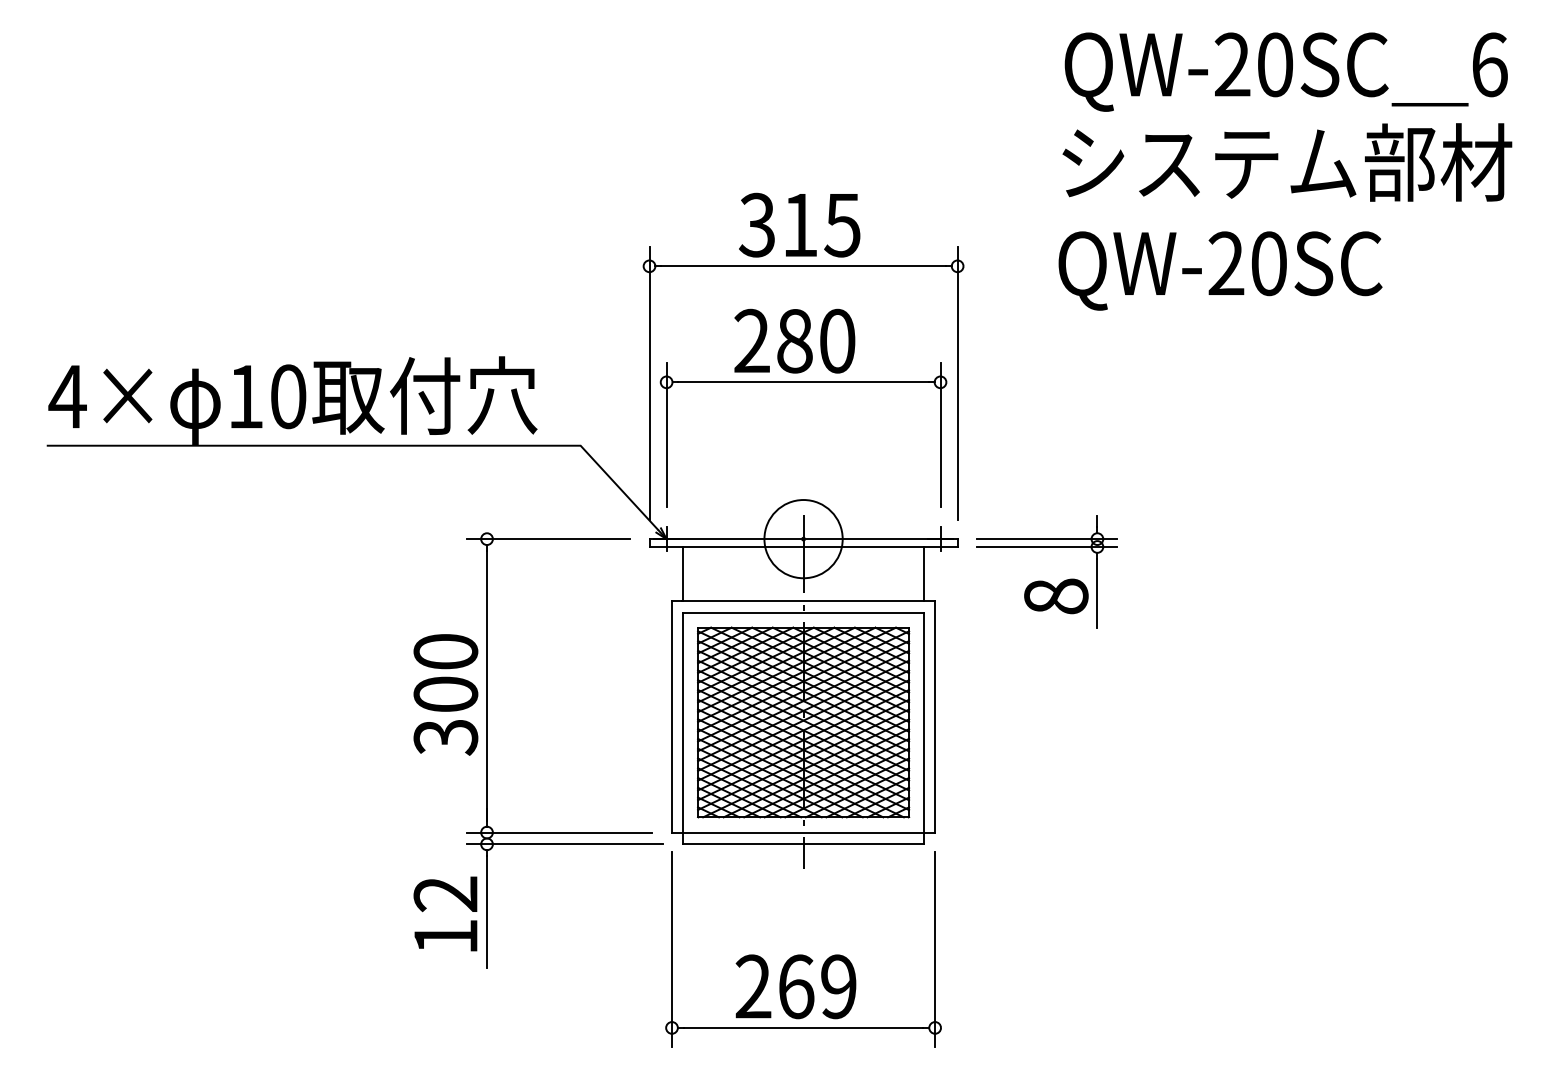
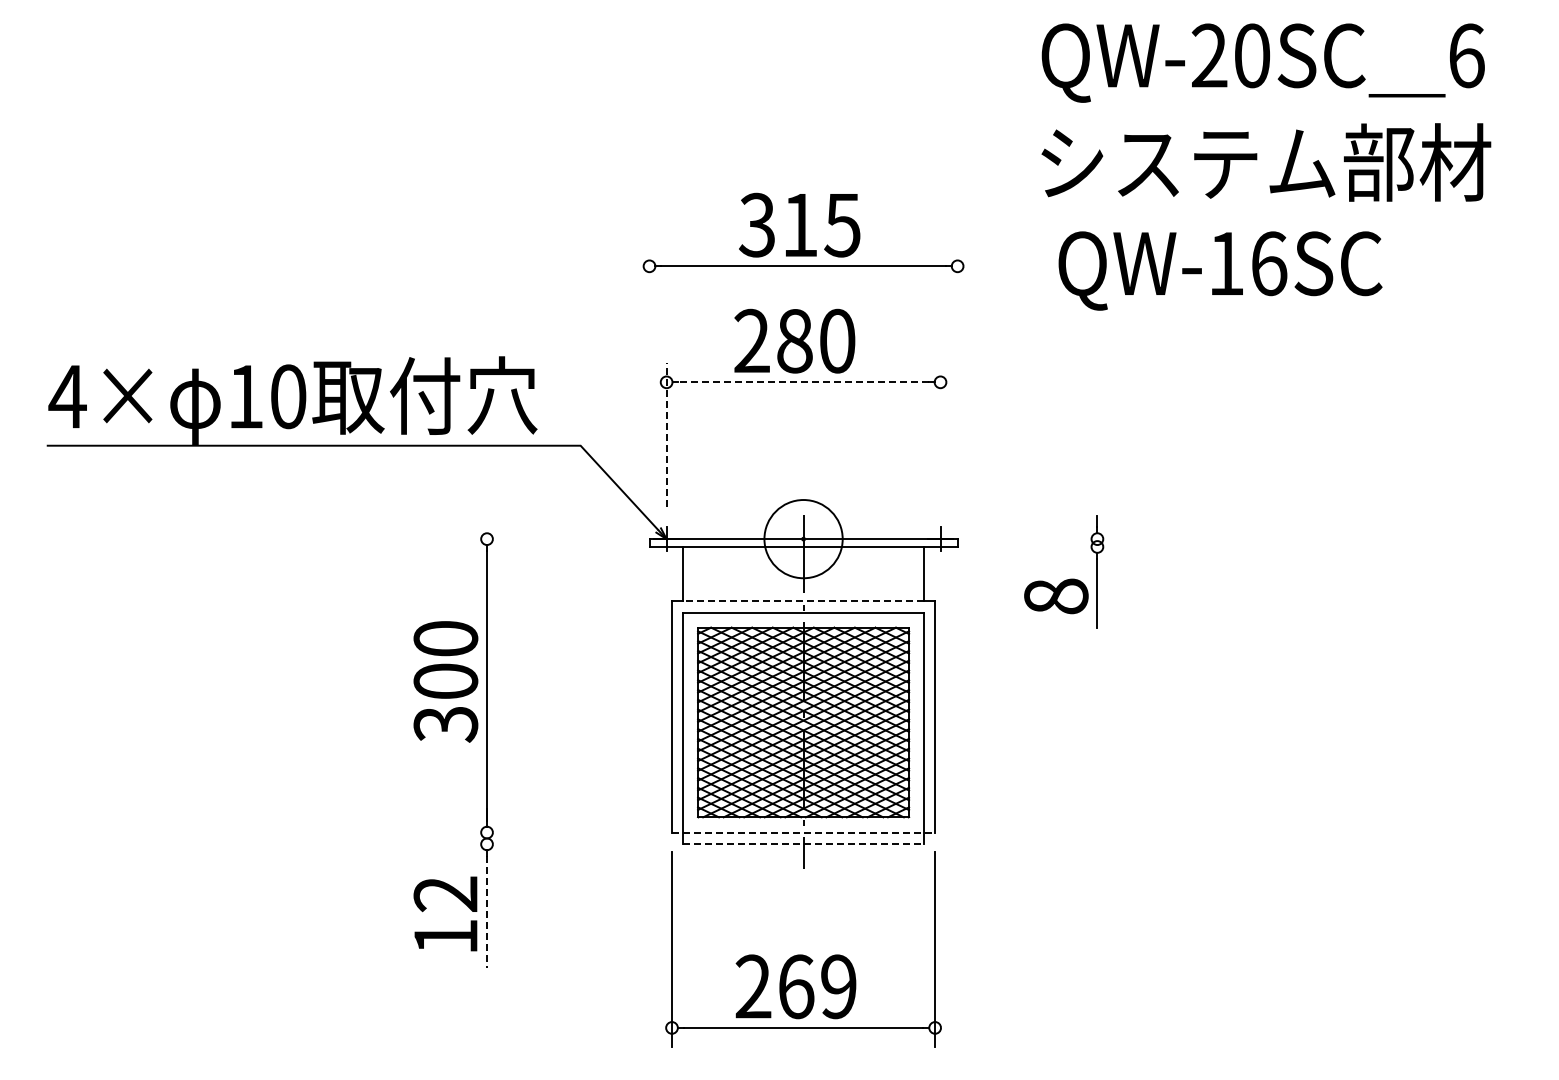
text position: (1285, 71) -> (1262, 62) (1262, 62)
text position: (1287, 162) -> (1266, 162) (1266, 162)
text: QW-20SC -> QW-16SC (1247, 263)
line: present -> none (649, 382)
line: solid -> dashed (803, 382)
line: present -> none (957, 382)
line: solid -> dashed (666, 434)
line: present -> none (940, 434)
line: present -> none (548, 539)
line: present -> none (1046, 539)
line: present -> none (1046, 546)
line: solid -> dashed (802, 600)
text position: (445, 694) -> (445, 681) (445, 681)
line: present -> none (559, 832)
line: solid -> dashed (803, 832)
line: present -> none (565, 844)
line: solid -> dashed (803, 844)
line: solid -> dashed (487, 911)
